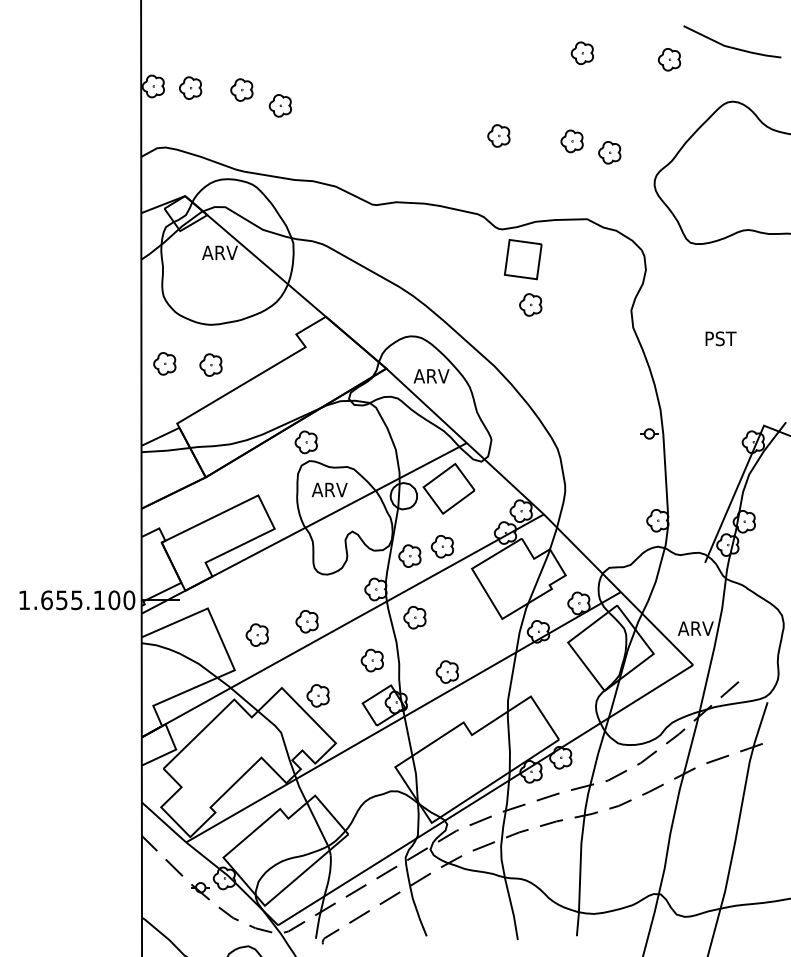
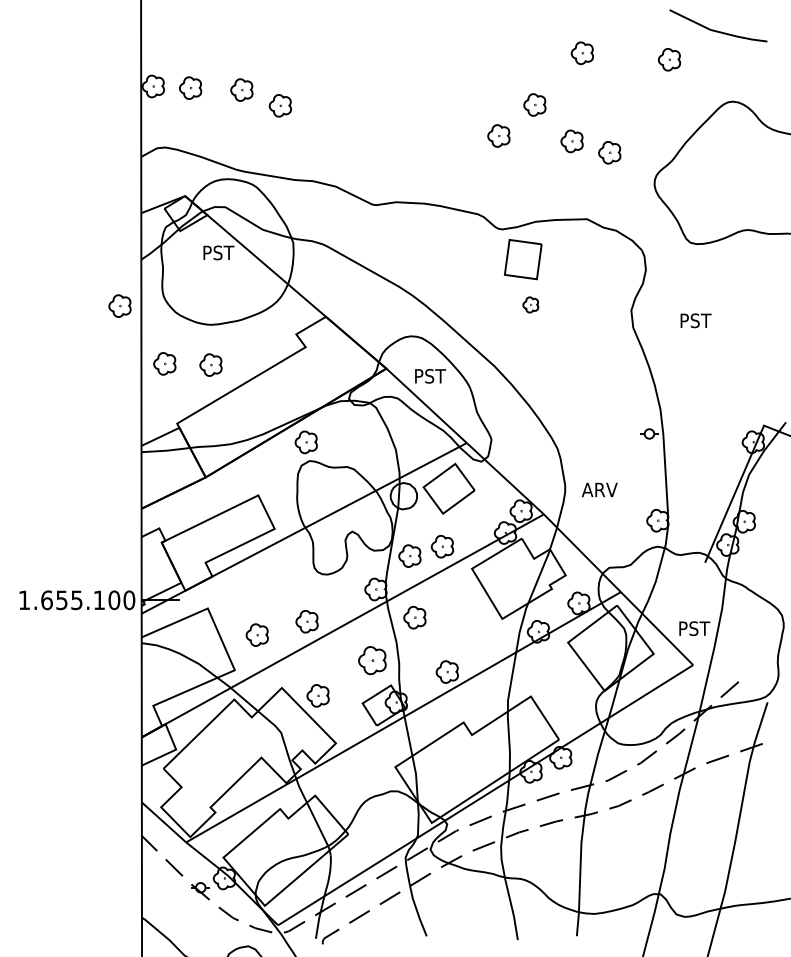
line position: (731, 46) -> (717, 30) (717, 30)
part: none -> present (534, 104)
text: ARV -> PST (219, 252)
part size: 24x24 px -> 18x18 px (530, 304)
part: none -> present (119, 305)
text position: (720, 338) -> (695, 320) (695, 320)
text: ARV -> PST (431, 376)
text position: (329, 489) -> (599, 489) (599, 489)
text: ARV -> PST (695, 628)
part size: 24x25 px -> 29x30 px (372, 660)
